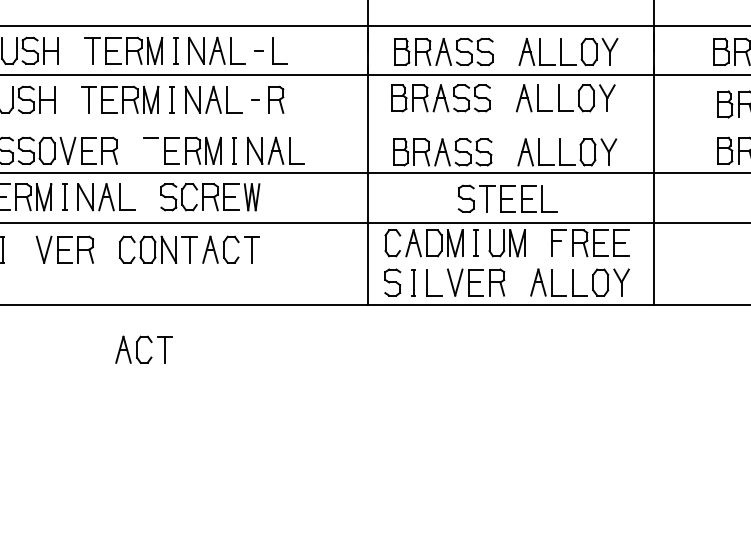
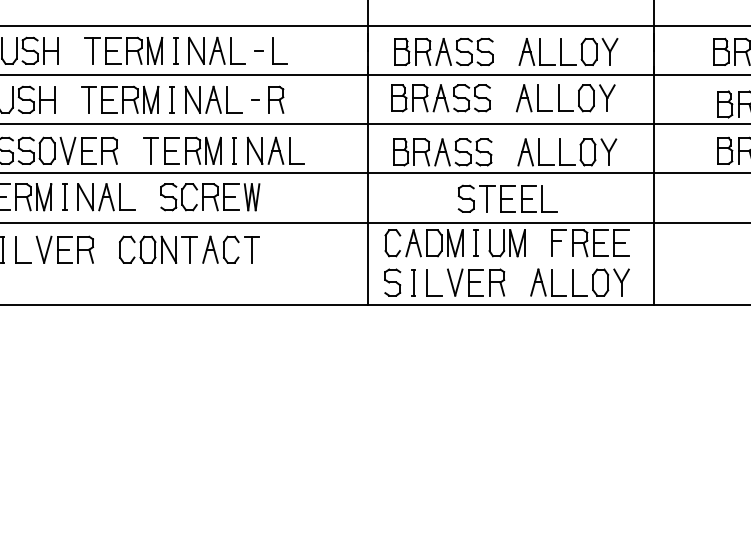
line: none -> present (374, 124)
line: none -> present (151, 150)
part: none -> present (16, 249)
part: present -> none (143, 349)
